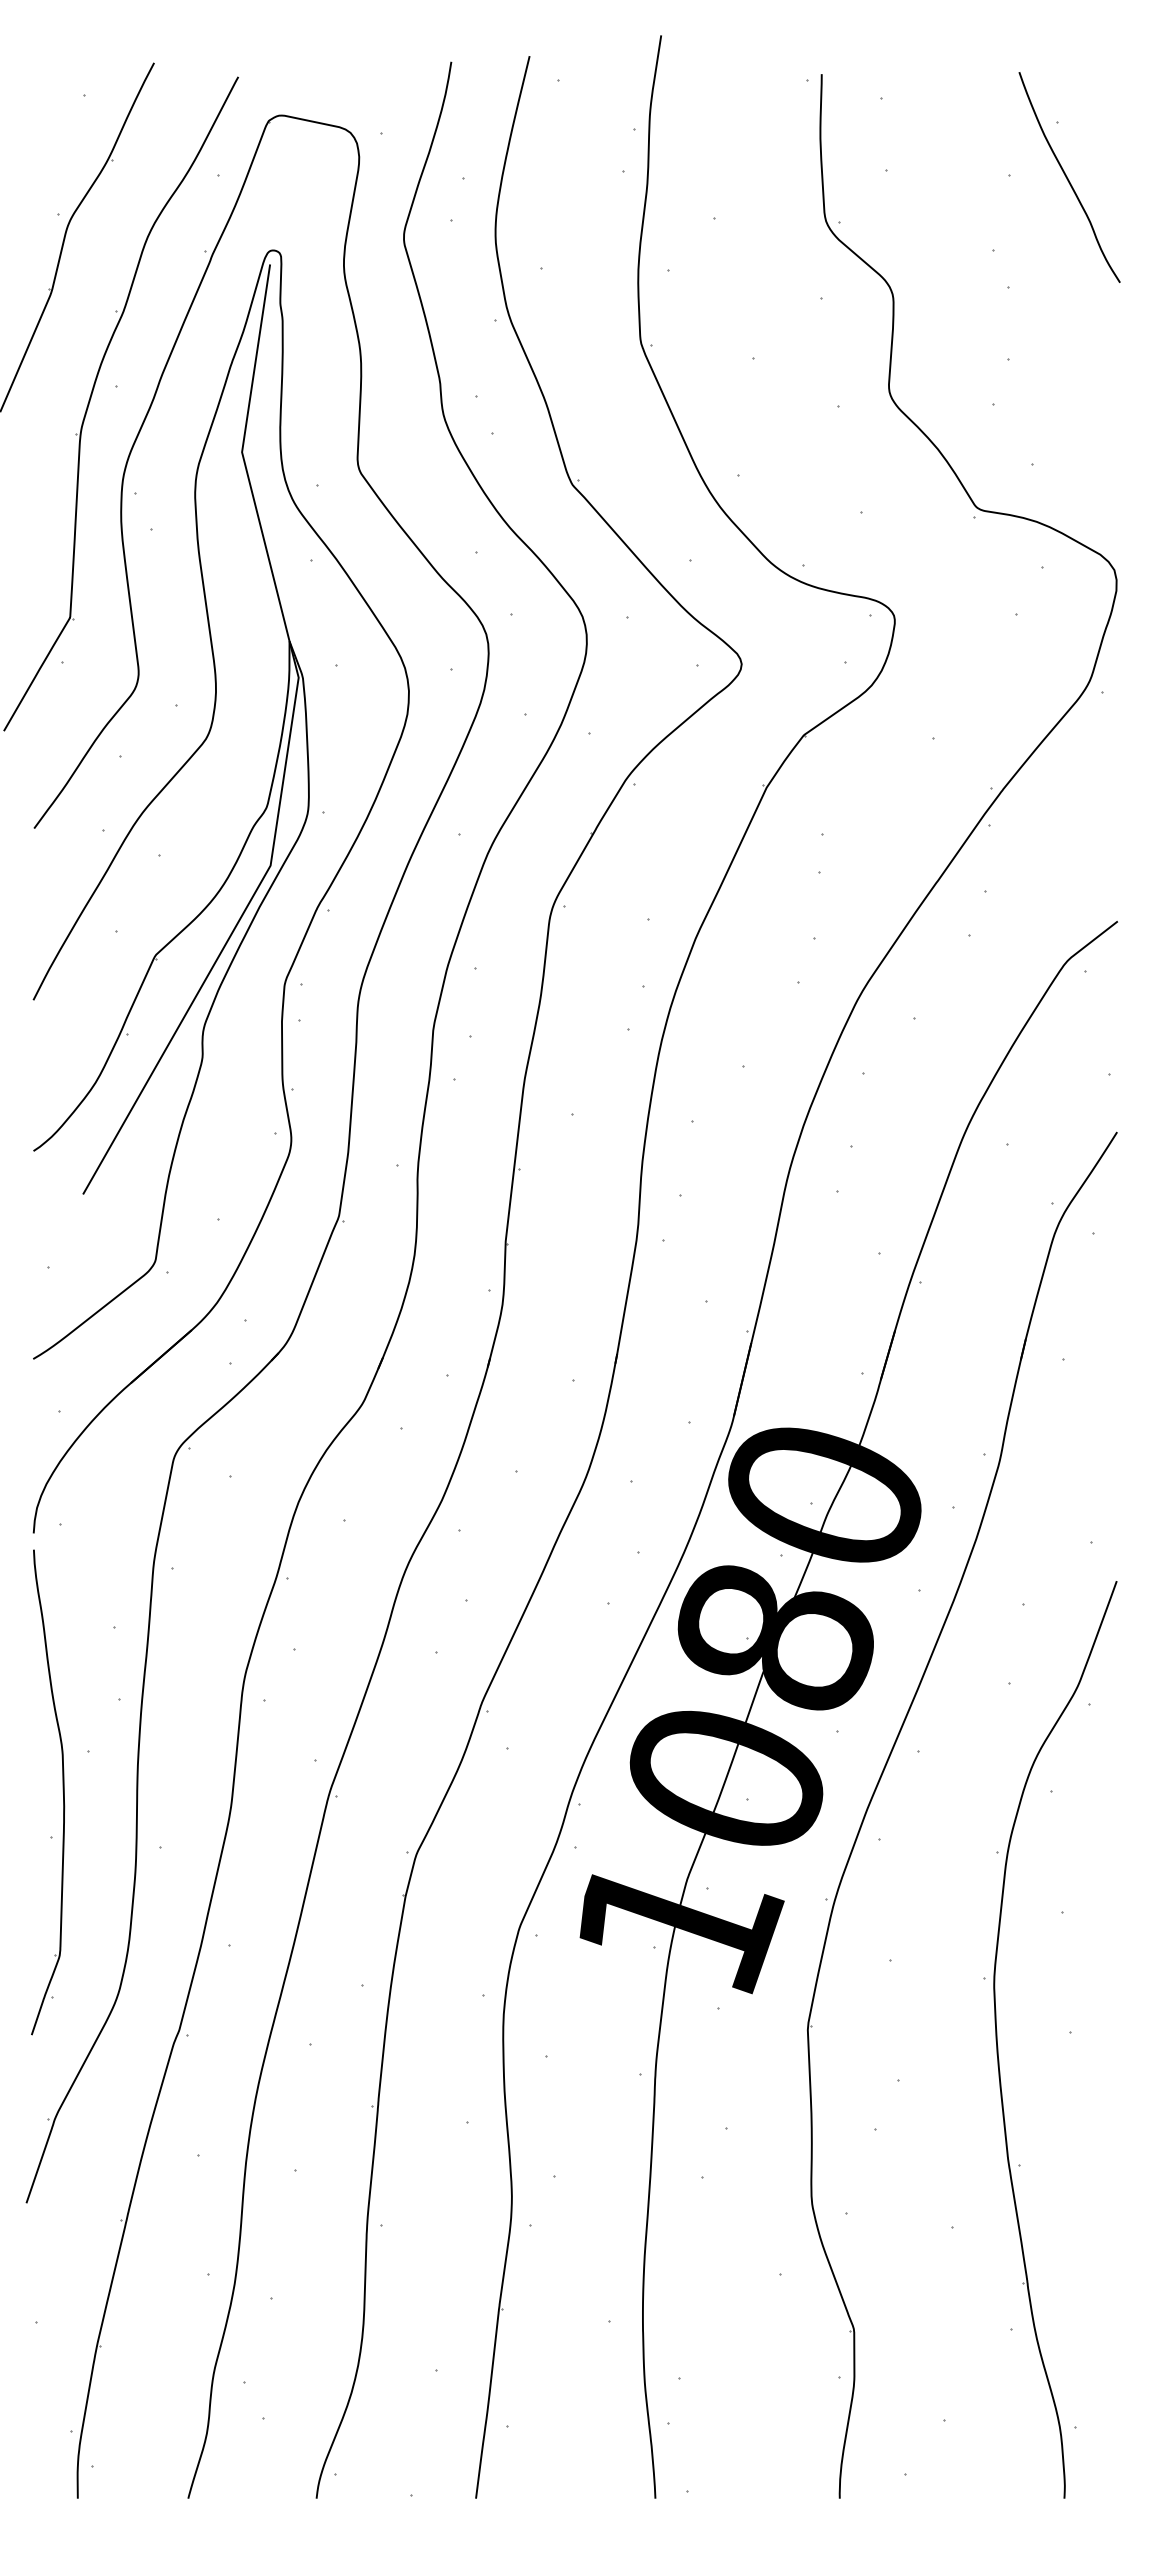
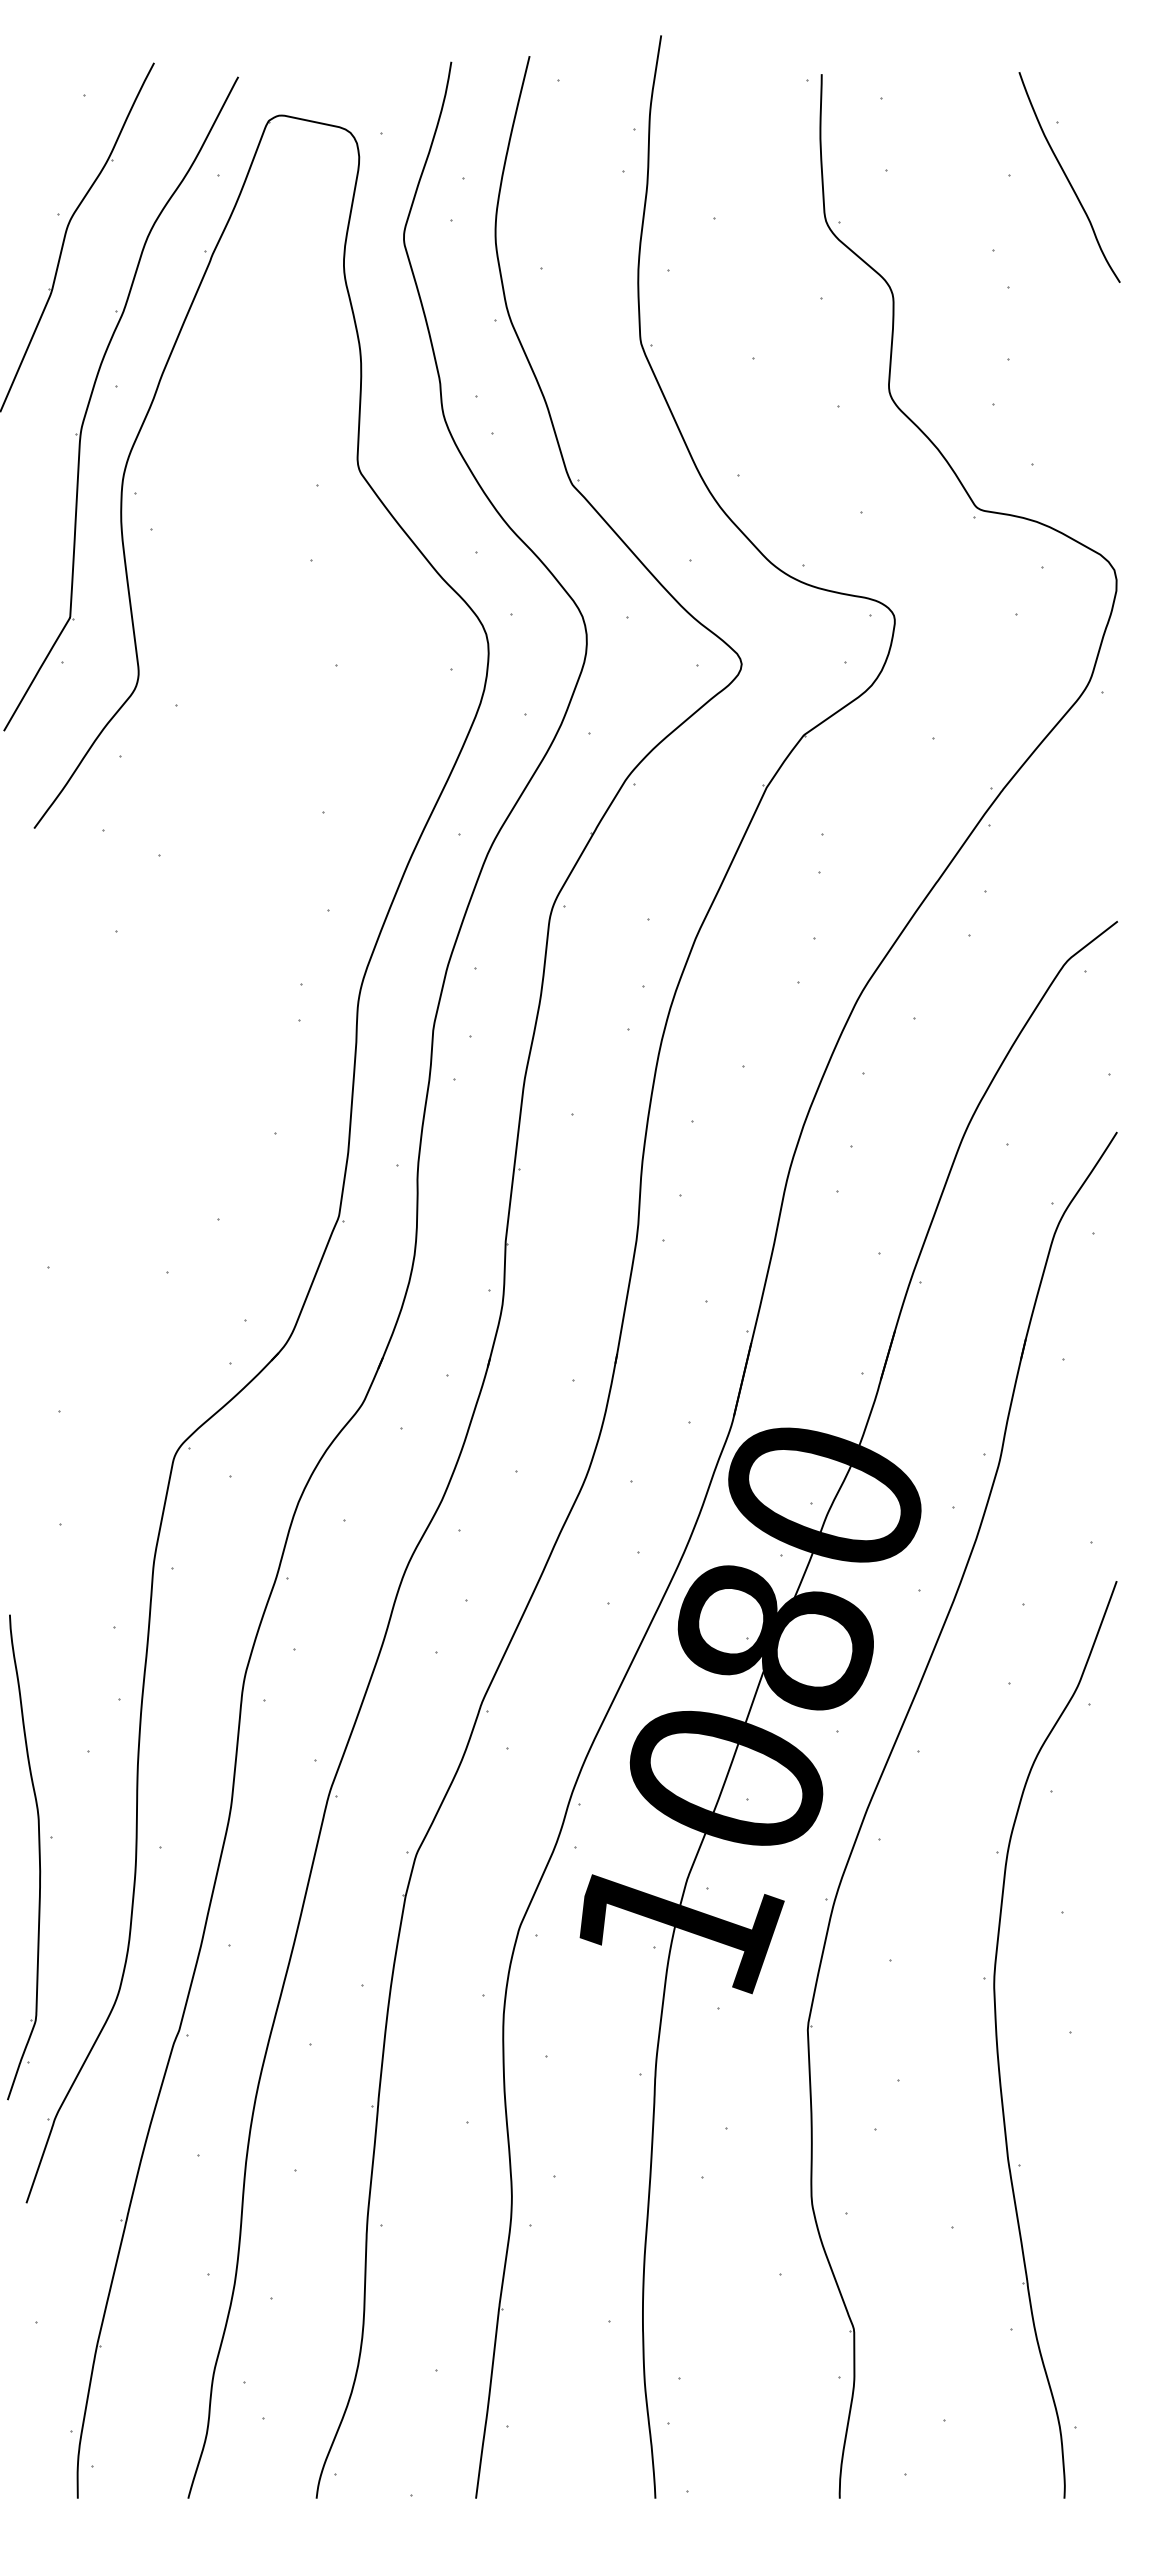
part: present -> none (220, 891)
part position: (62, 1791) -> (38, 1856) (38, 1856)
